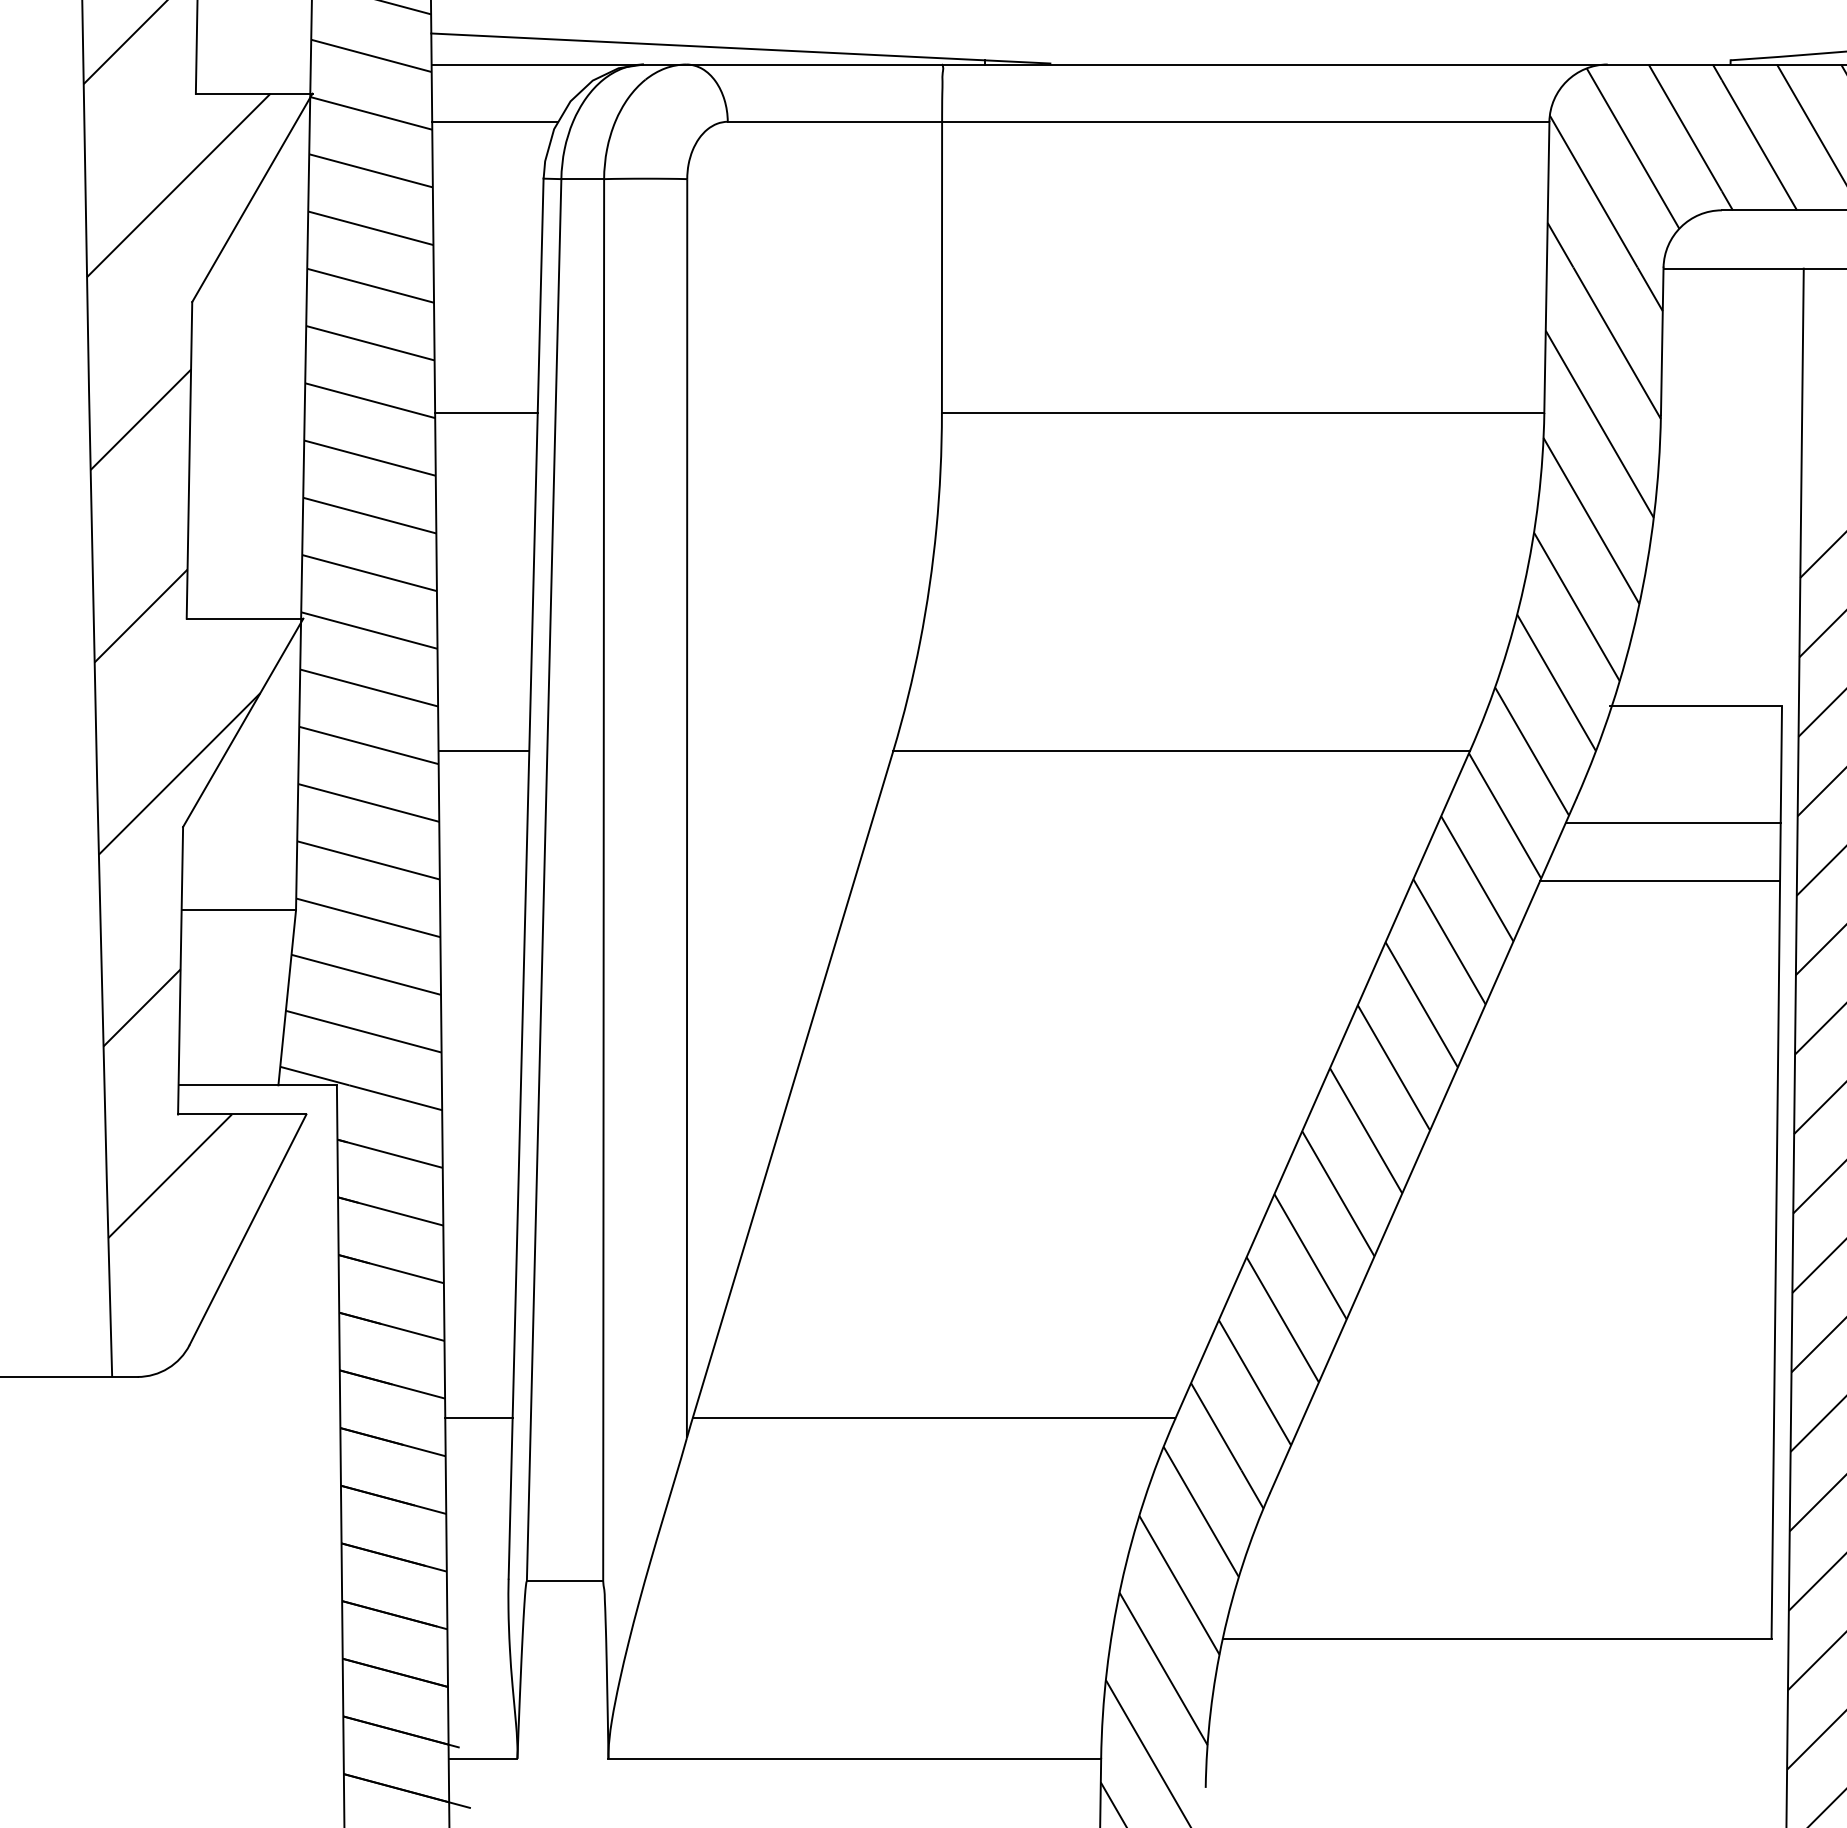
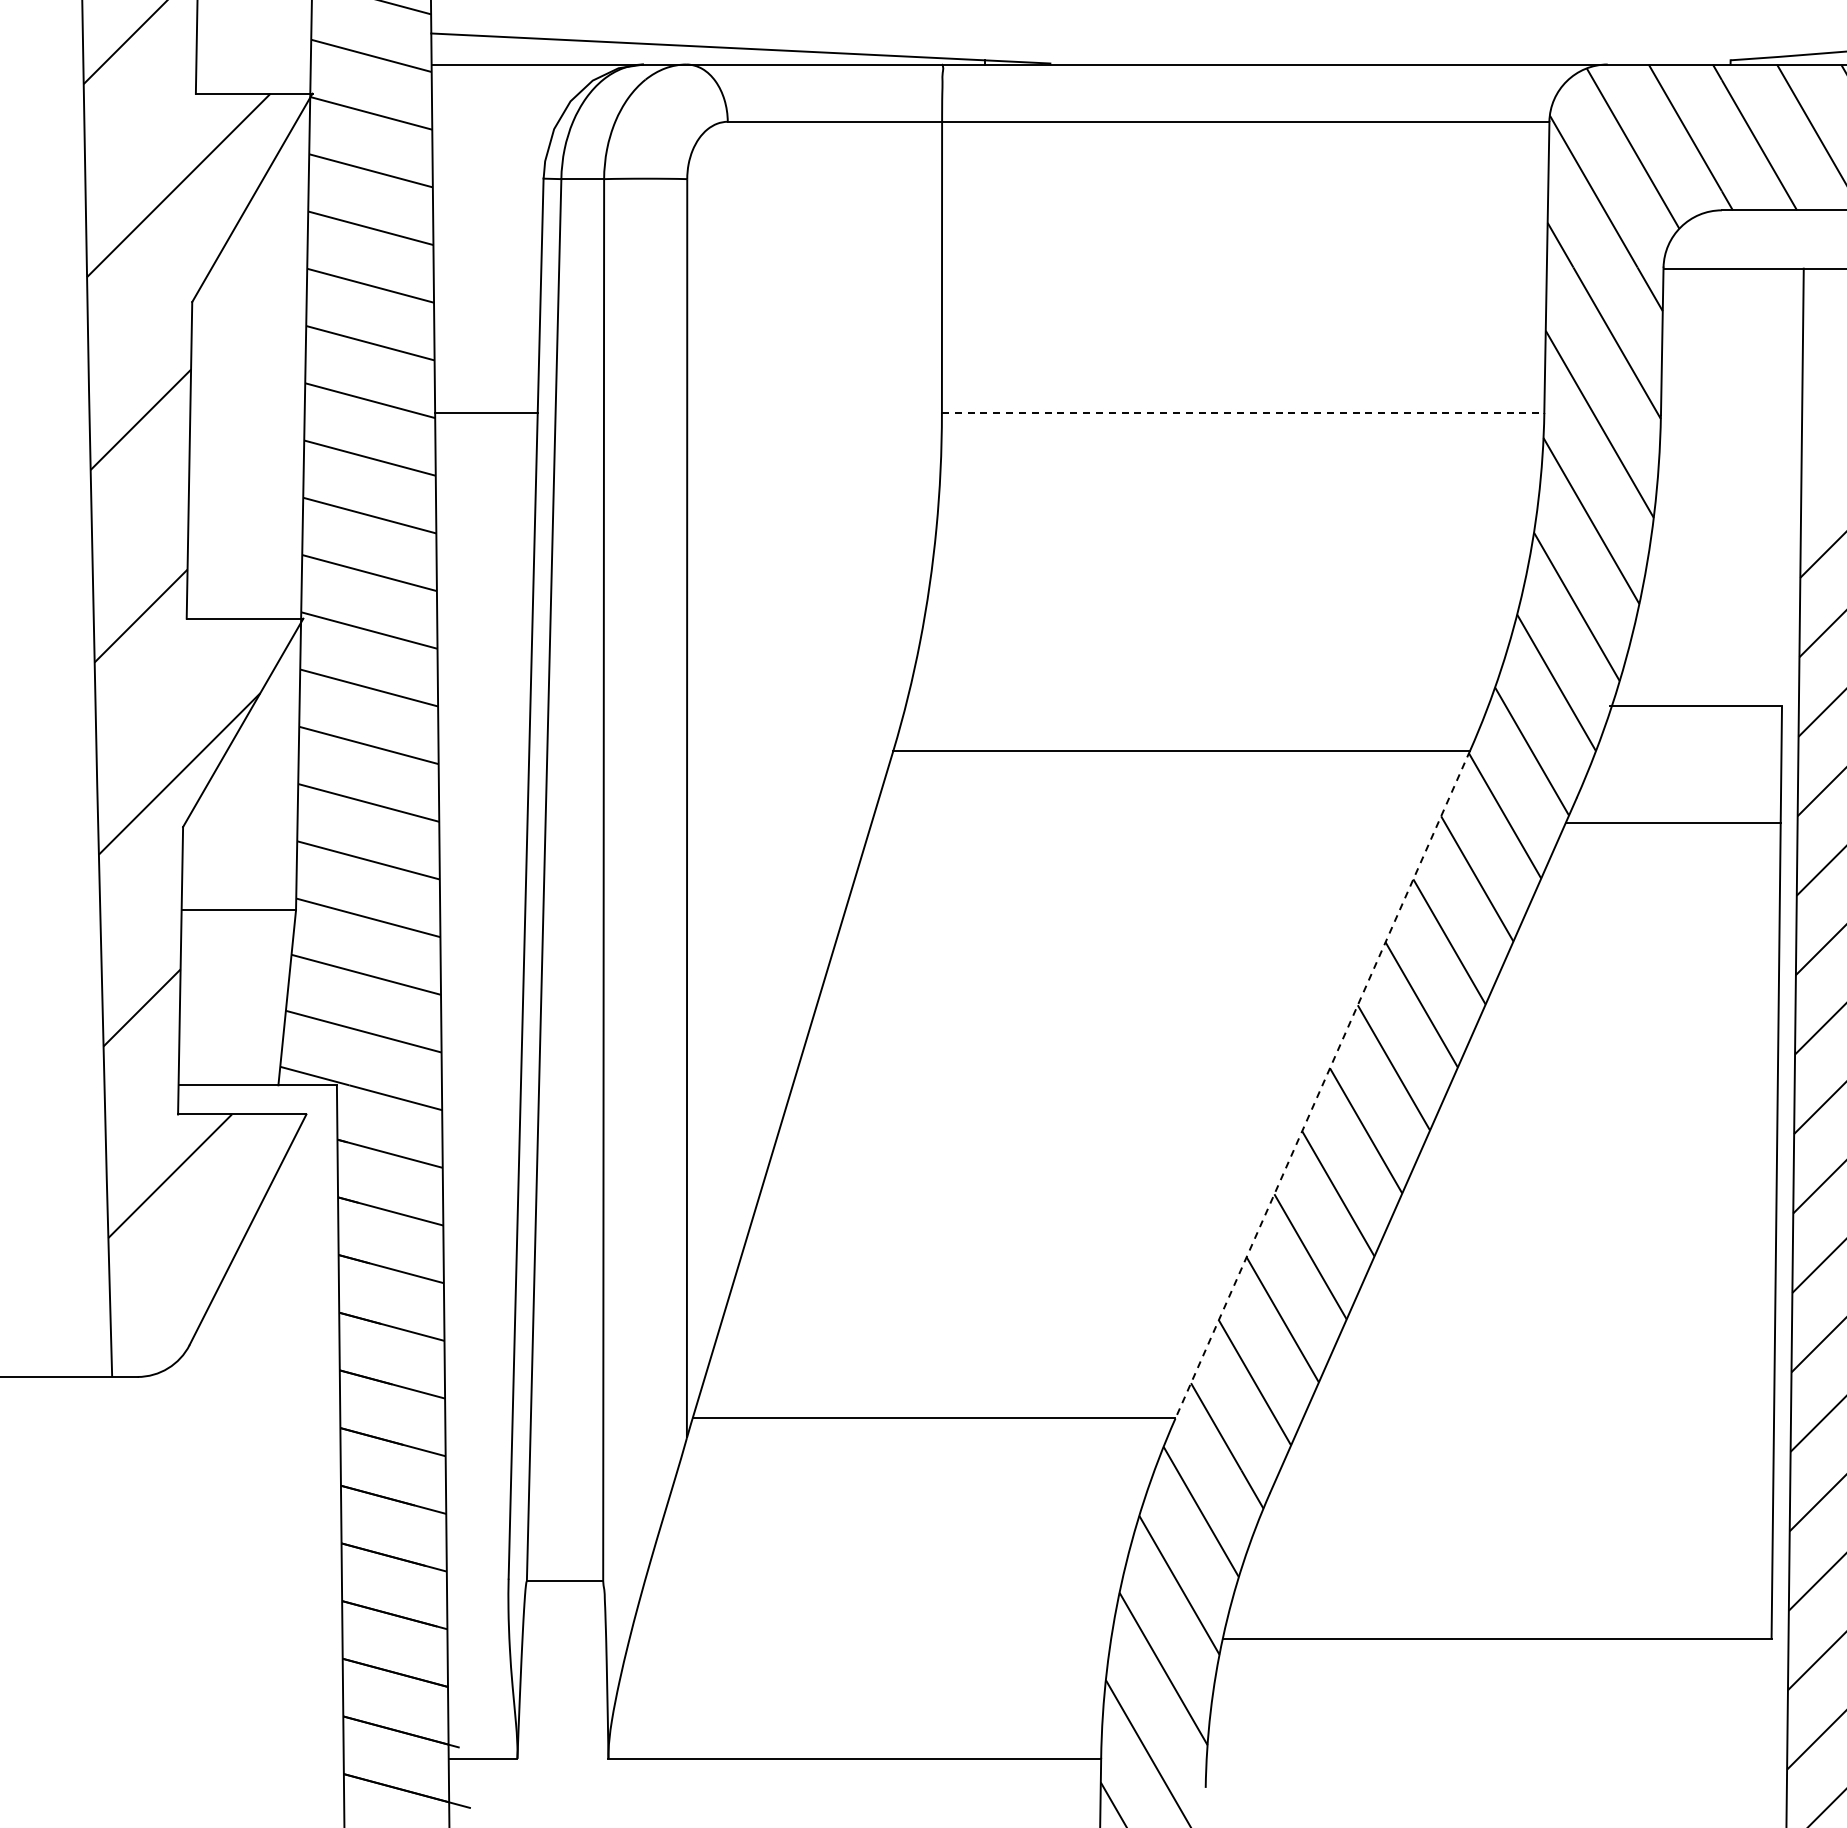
line: present -> none (495, 121)
line: solid -> dashed (1243, 413)
line: present -> none (483, 750)
line: present -> none (1660, 881)
line: solid -> dashed (1322, 1084)
line: present -> none (478, 1418)
